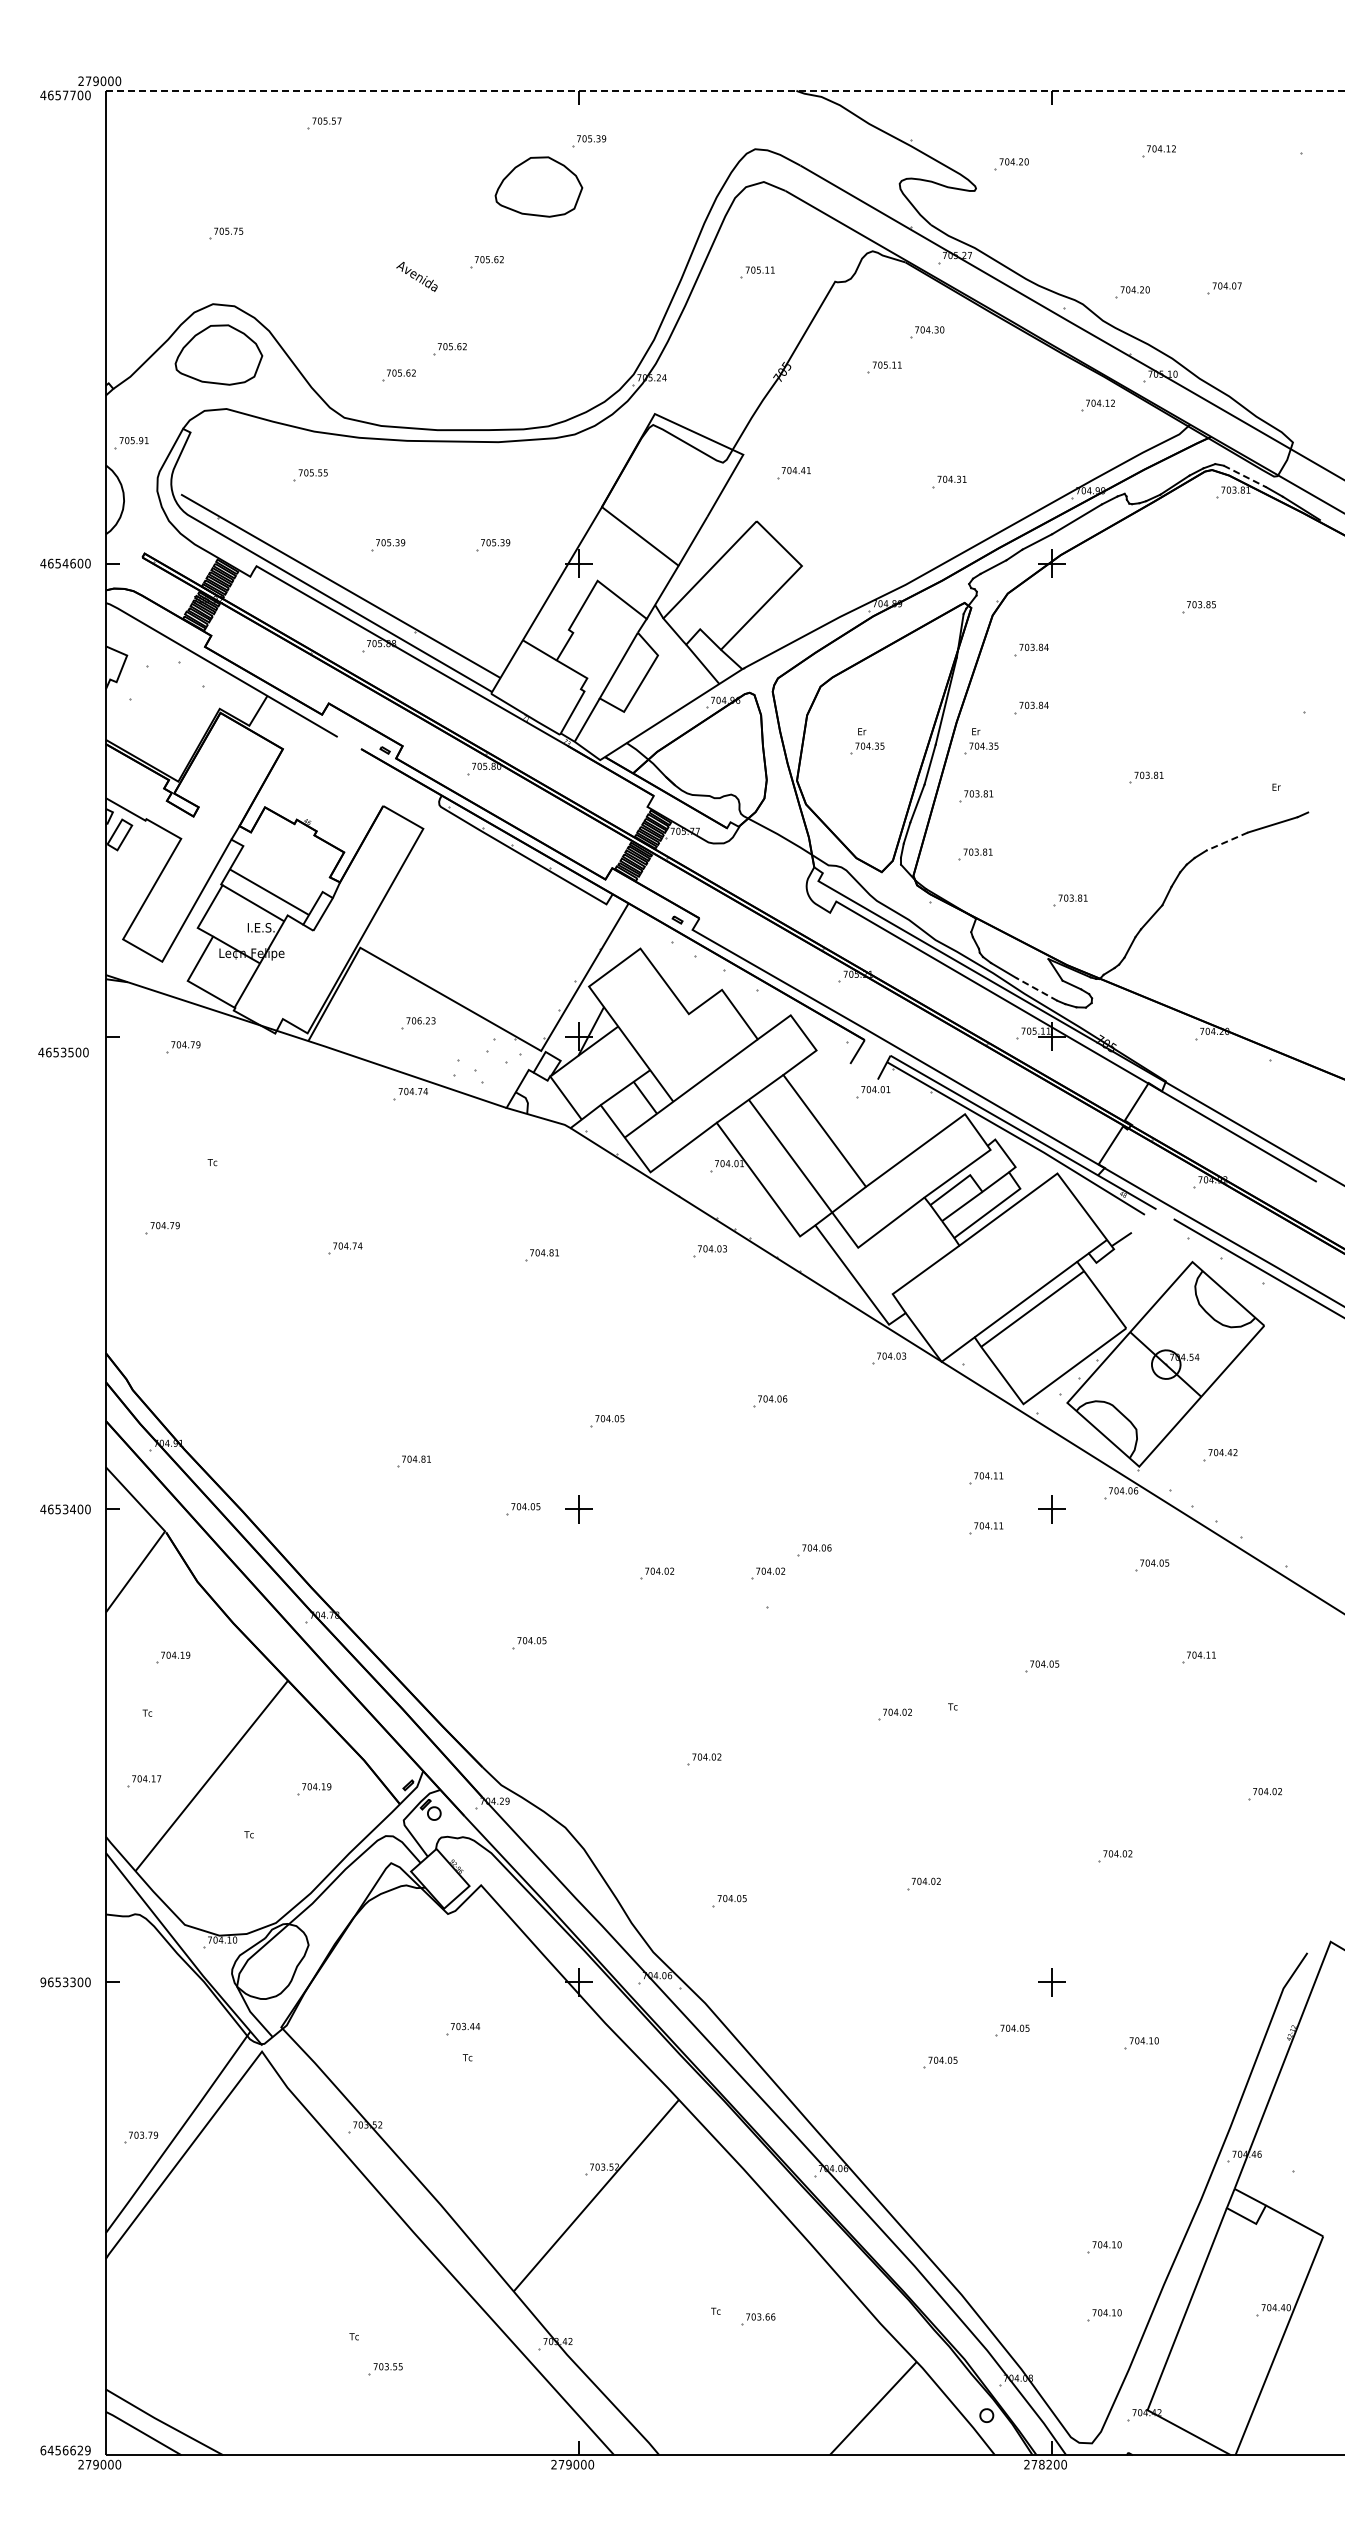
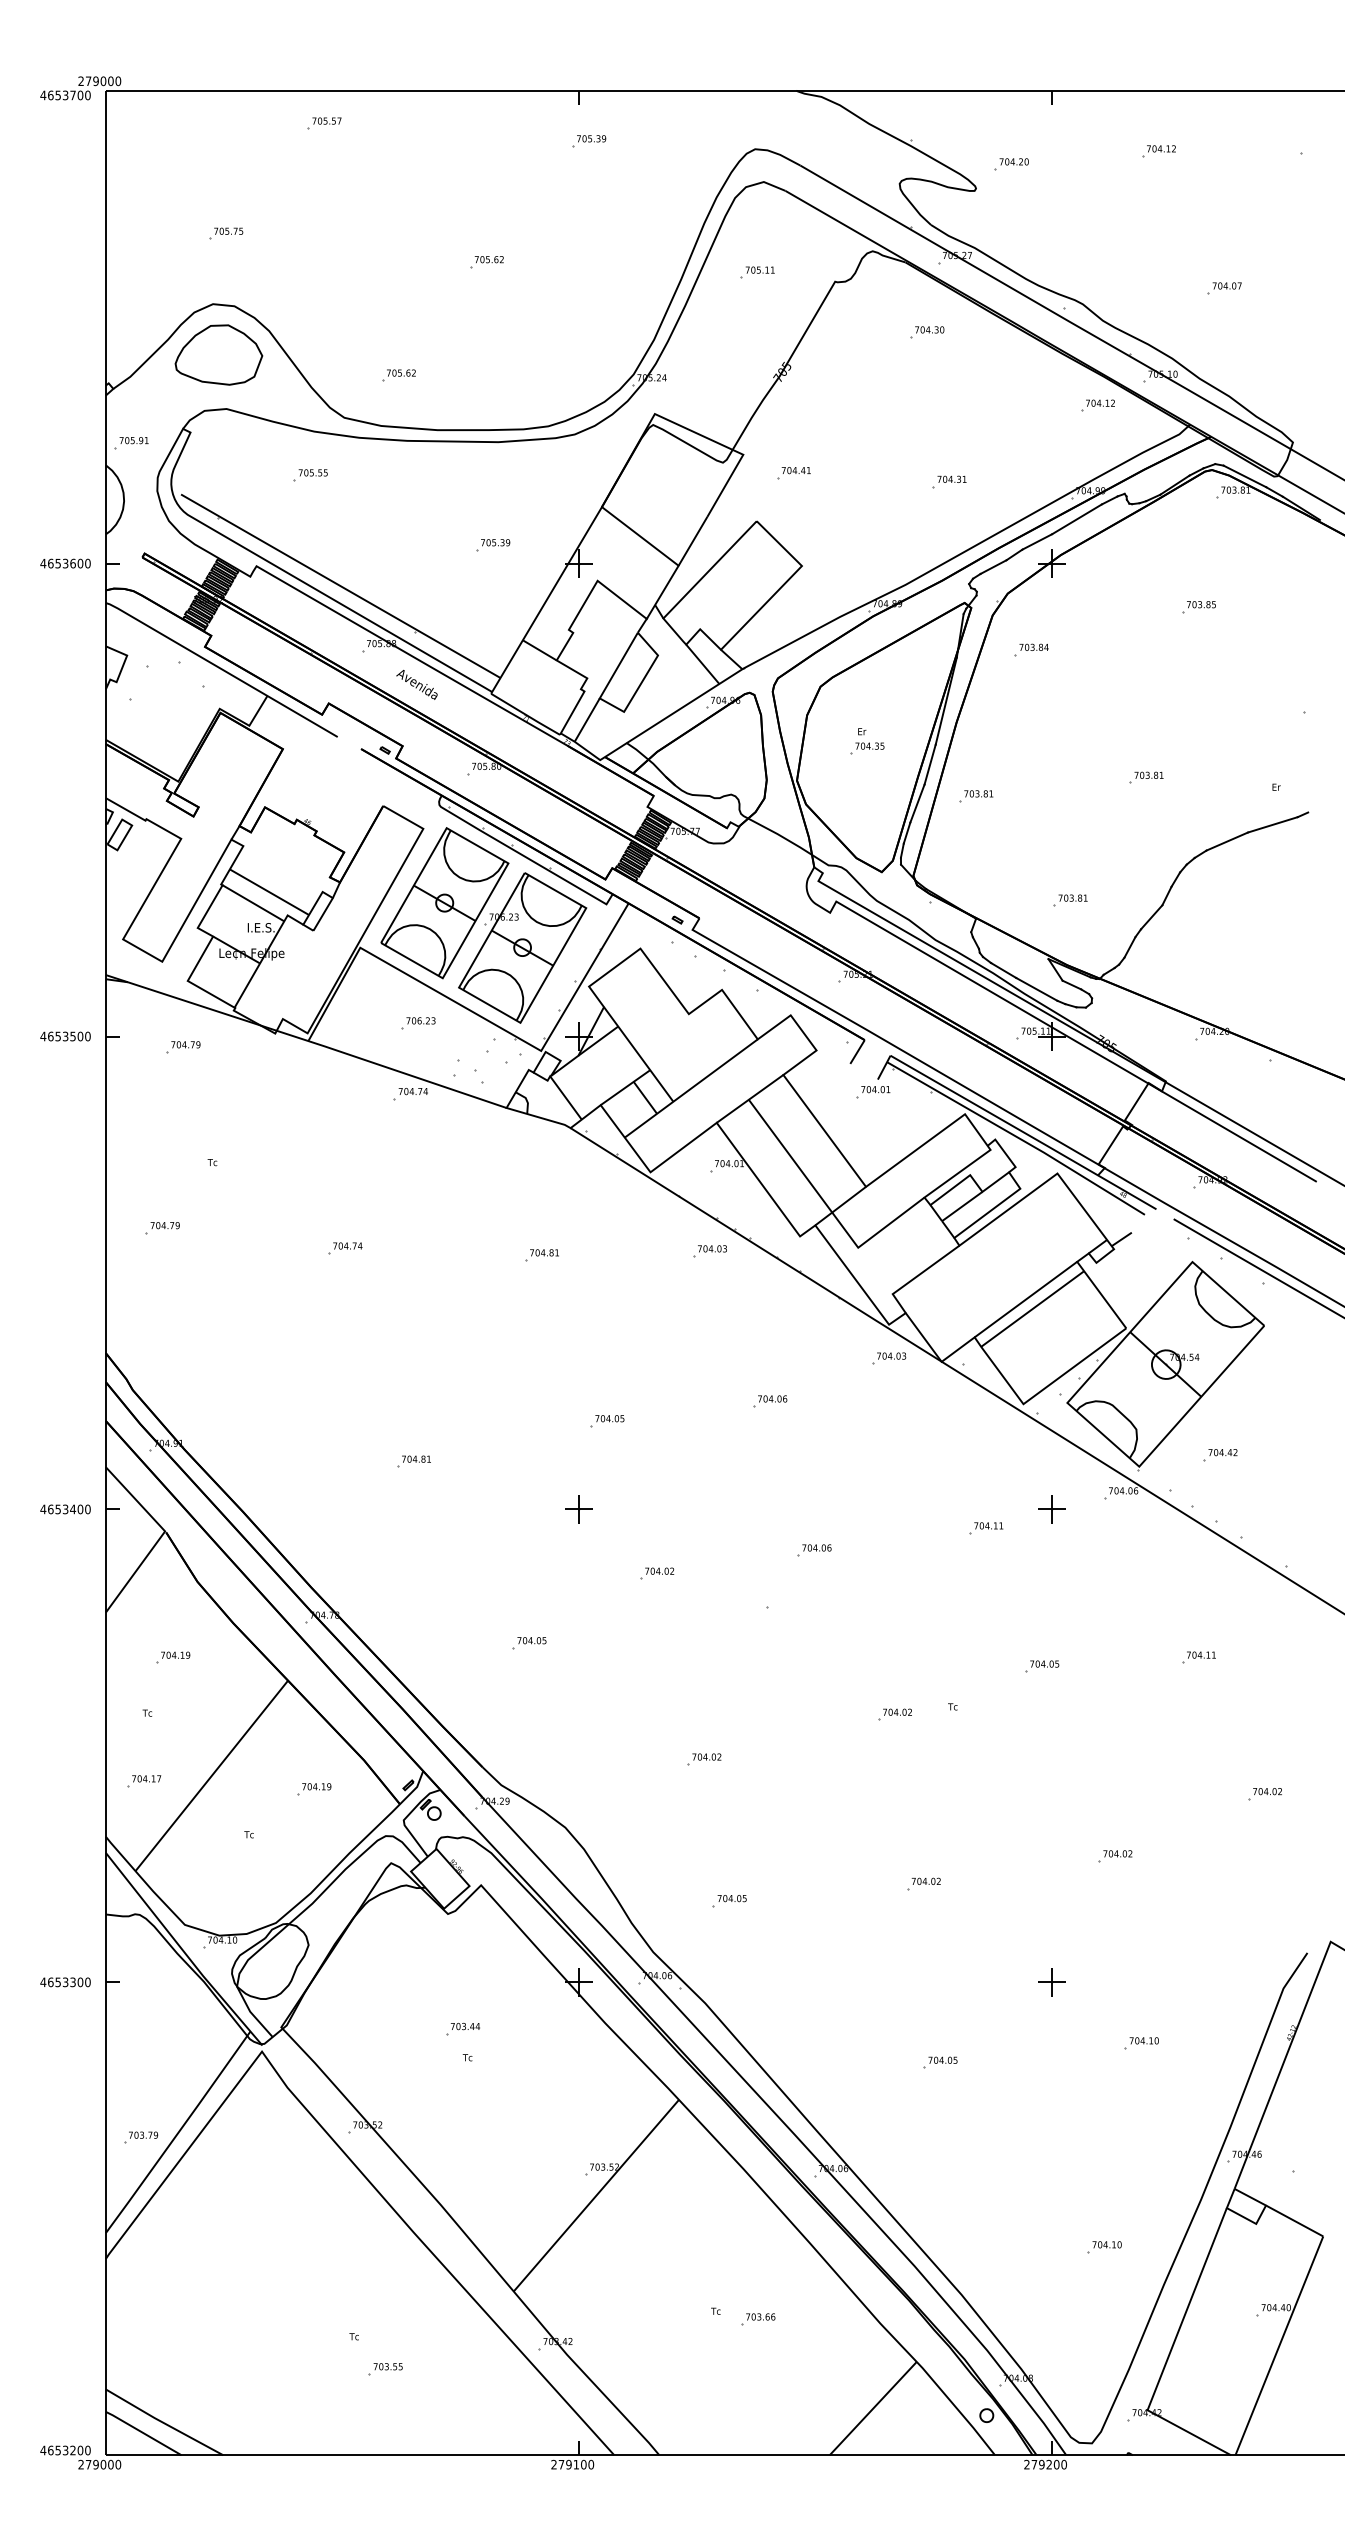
line: dashed -> solid (725, 90)
text: 4657700 -> 4653700 (65, 95)
part: present -> none (538, 186)
text position: (416, 276) -> (416, 684) (416, 684)
part: present -> none (1132, 292)
part: present -> none (449, 349)
part: present -> none (884, 367)
line: dashed -> solid (1244, 476)
part: present -> none (388, 545)
text: 4654600 -> 4653600 (65, 563)
part: present -> none (1031, 707)
part: present -> none (981, 741)
line: dashed -> solid (1227, 841)
part: present -> none (975, 854)
part: none -> present (483, 925)
line: dashed -> solid (1036, 989)
text position: (63, 1052) -> (65, 1036) (65, 1036)
part: present -> none (986, 1478)
part: present -> none (523, 1509)
part: present -> none (1152, 1565)
part: present -> none (768, 1573)
text: 9653300 -> 4653300 (43, 1982)
part: present -> none (1012, 2030)
part: present -> none (1104, 2315)
text: 6456629 -> 4653200 (65, 2450)
text: 279000 -> 279100 (576, 2464)
text: 278200 -> 279200 (1041, 2464)
